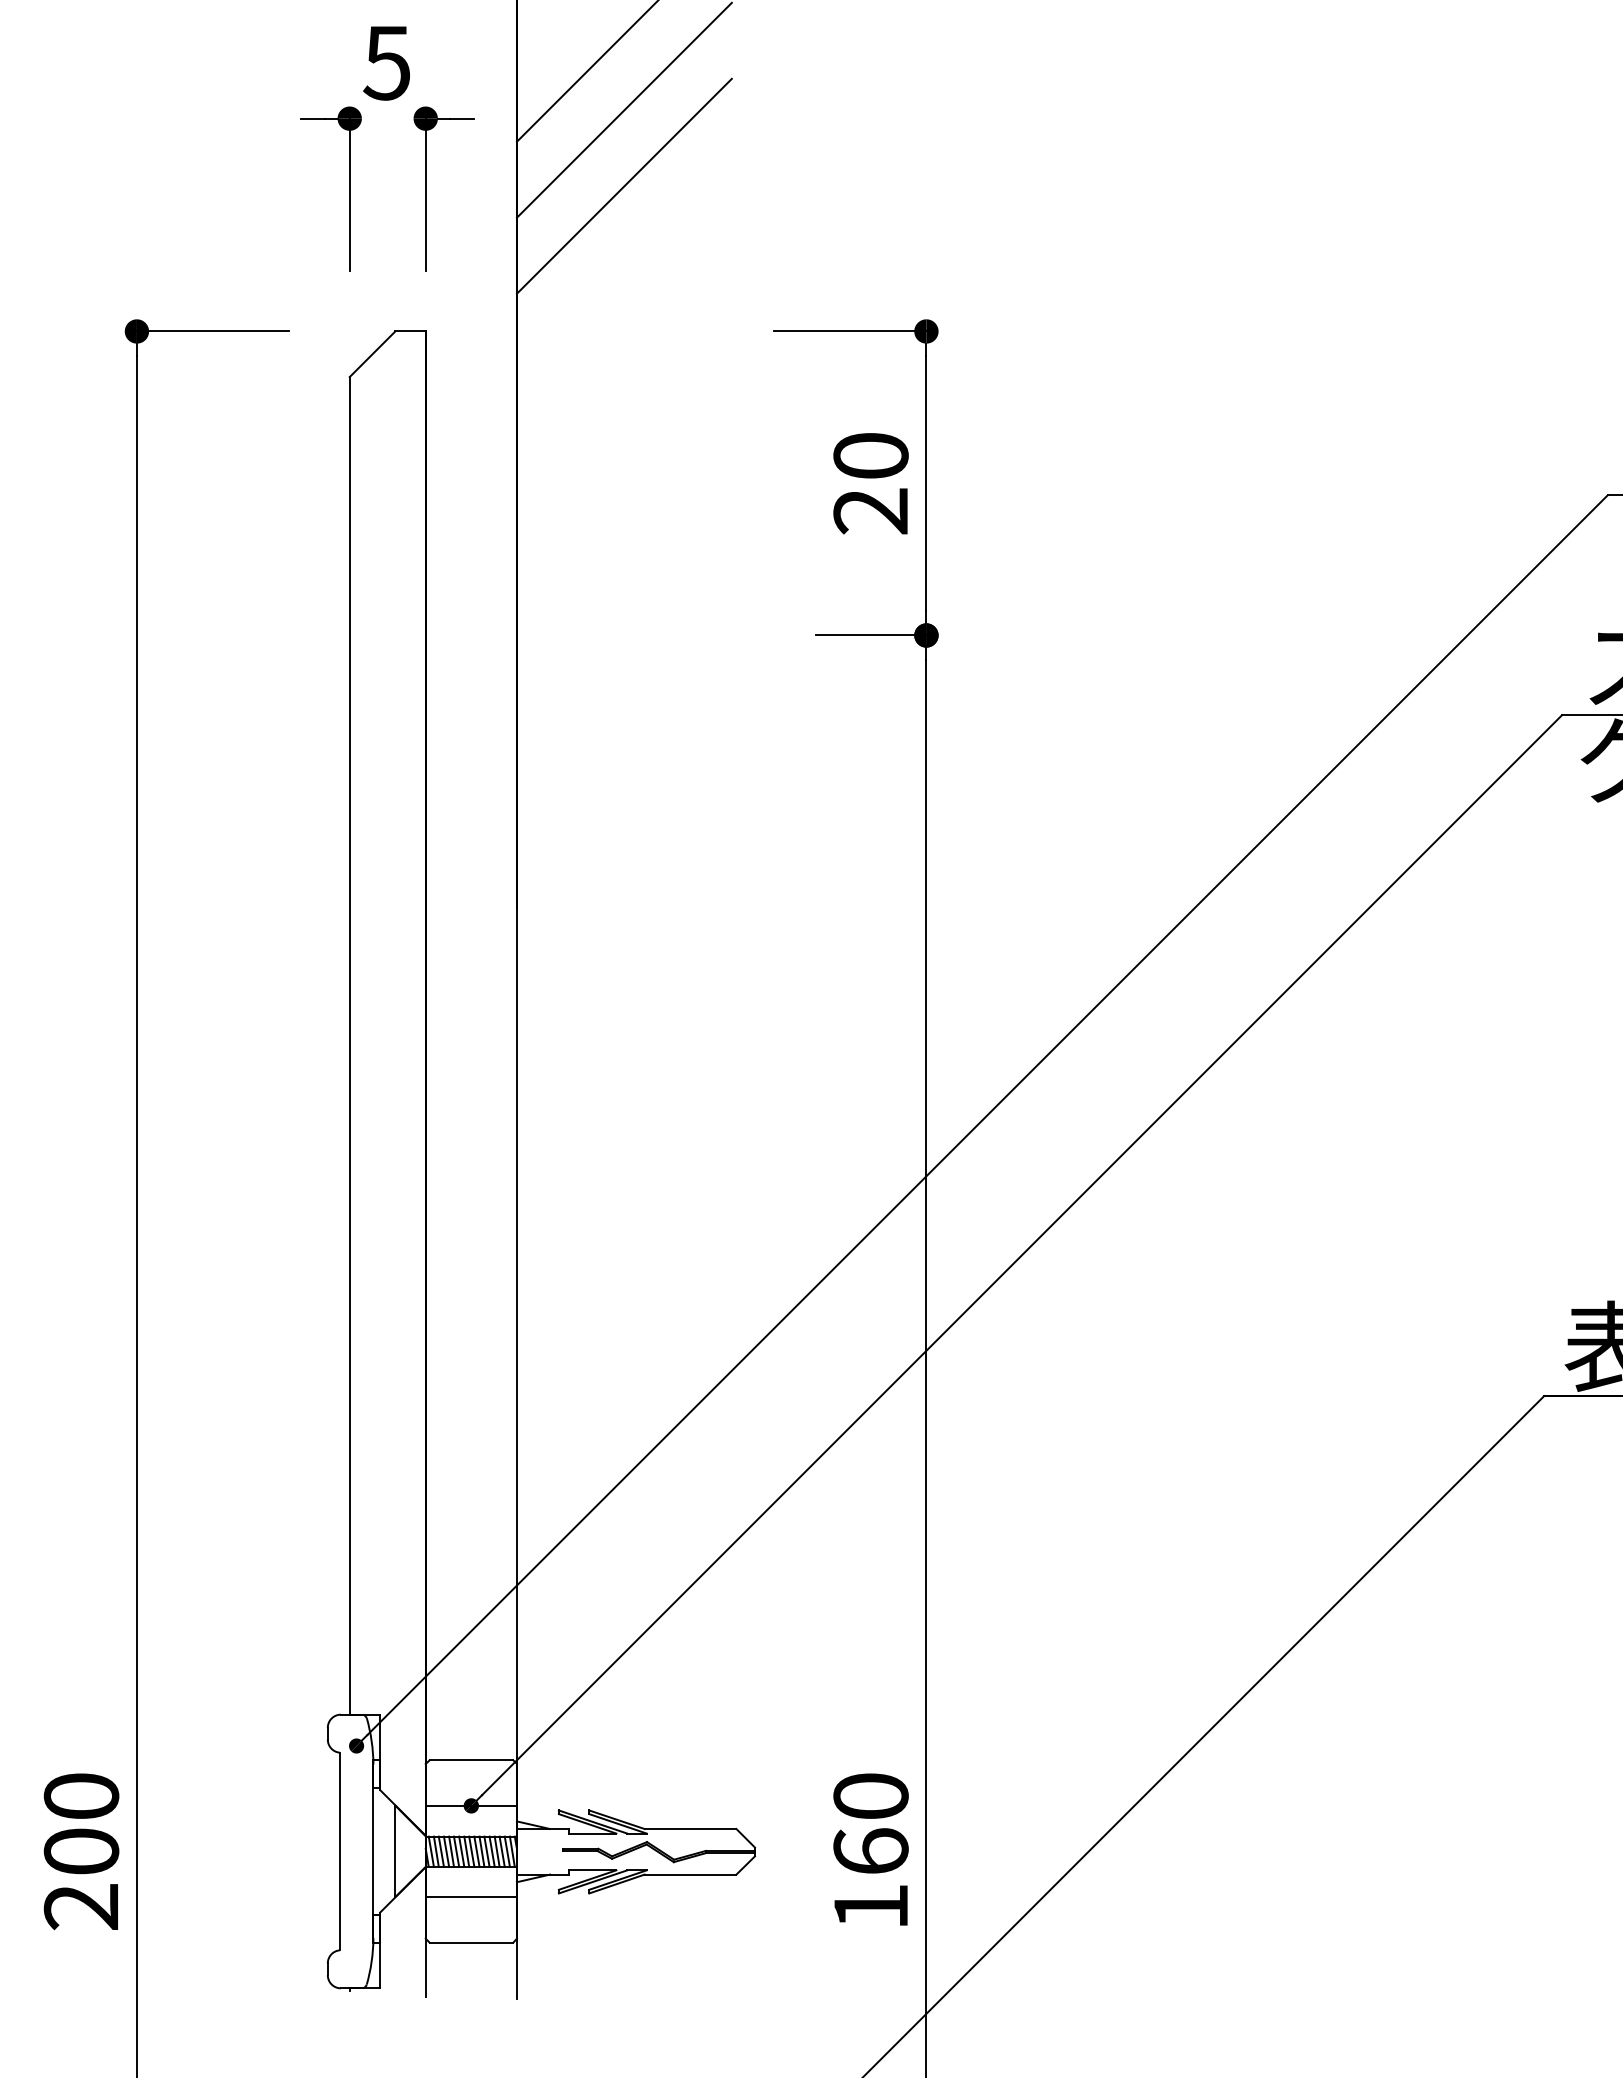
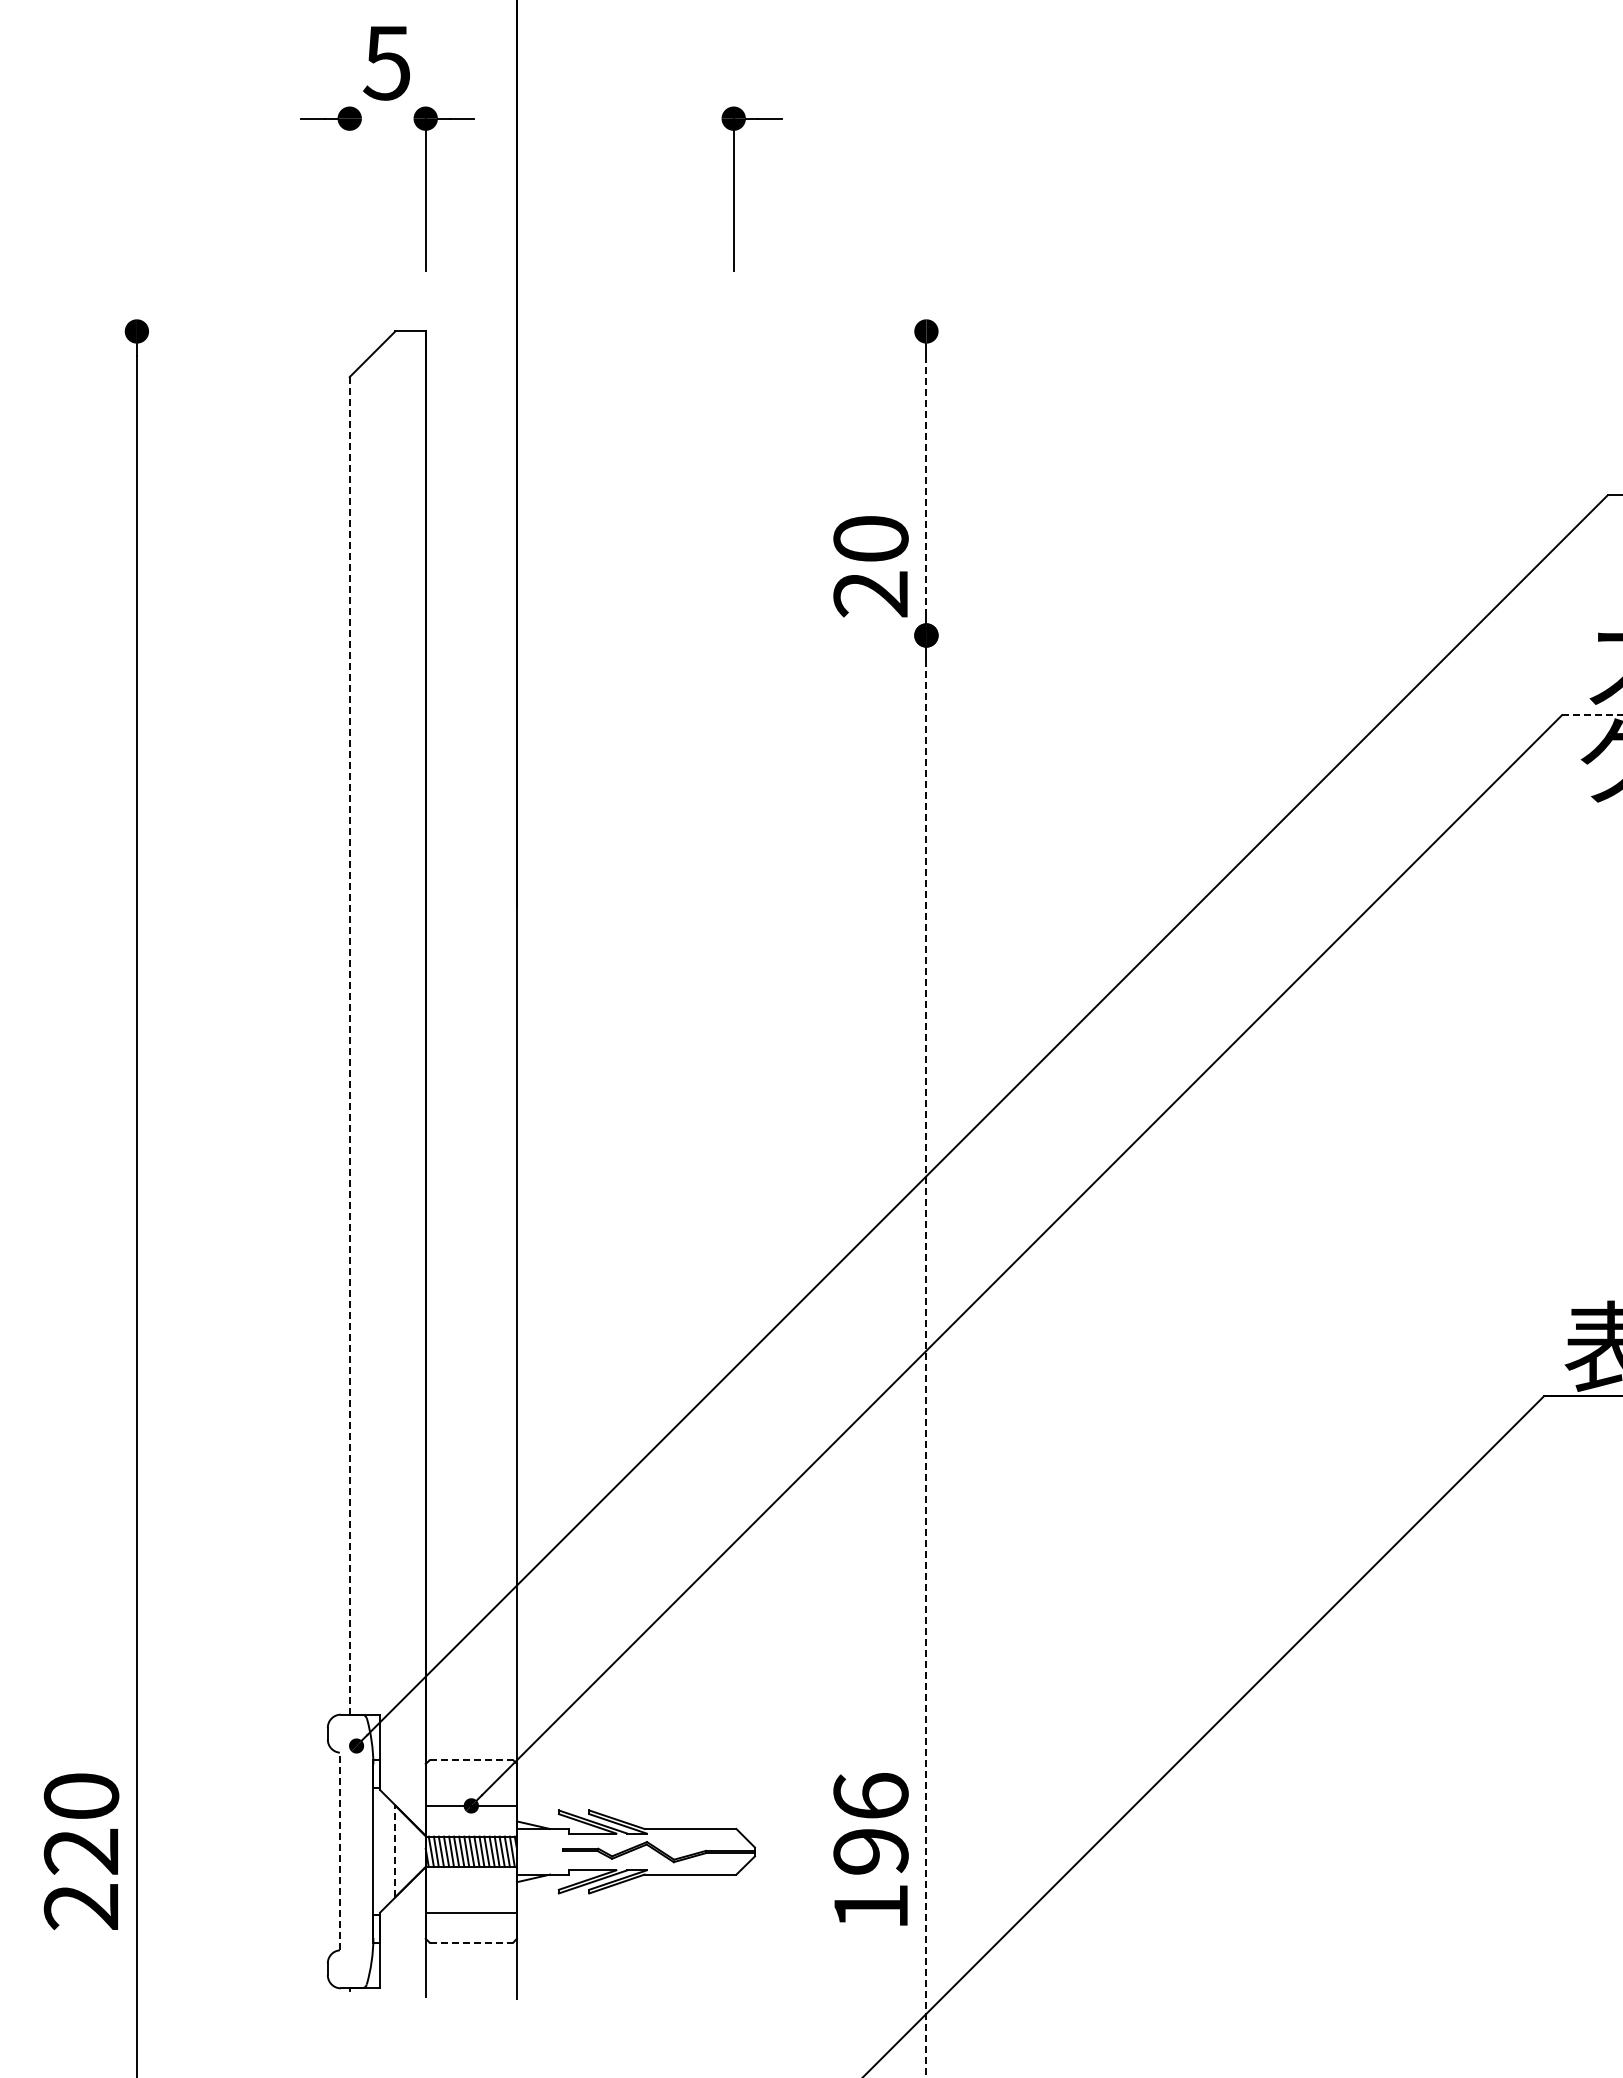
line: present -> none (586, 71)
line: present -> none (623, 109)
line: present -> none (623, 185)
part: none -> present (734, 188)
line: present -> none (349, 194)
line: present -> none (212, 331)
line: present -> none (850, 331)
text position: (870, 483) -> (870, 566) (870, 566)
line: solid -> dashed (926, 483)
line: present -> none (870, 635)
line: solid -> dashed (1592, 715)
line: solid -> dashed (349, 1045)
line: solid -> dashed (926, 1368)
line: solid -> dashed (471, 1760)
text: 160 -> 196 (870, 1823)
text: 200 -> 220 (81, 1851)
line: solid -> dashed (340, 1851)
line: solid -> dashed (395, 1851)
line position: (470, 1897) -> (470, 1913) (470, 1913)
line: solid -> dashed (471, 1942)
